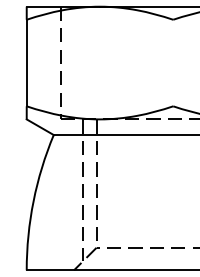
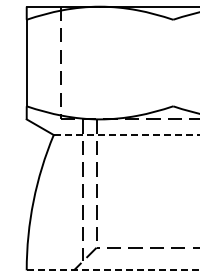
line: solid -> dashed (126, 135)
line: solid -> dashed (113, 270)
